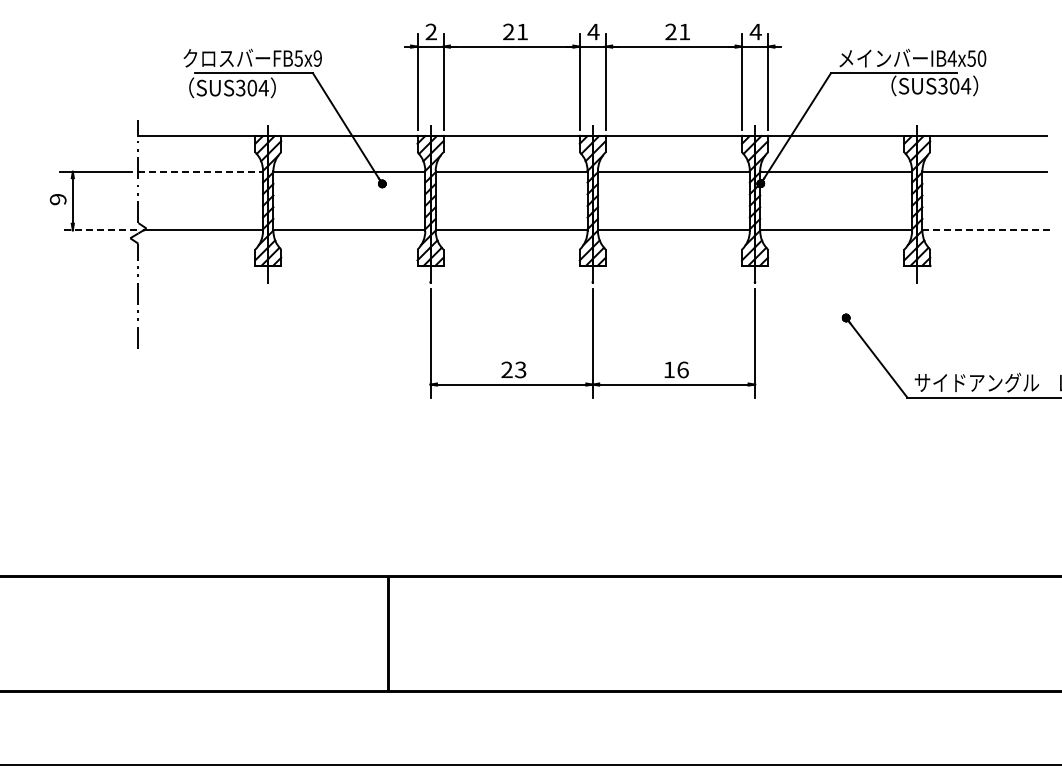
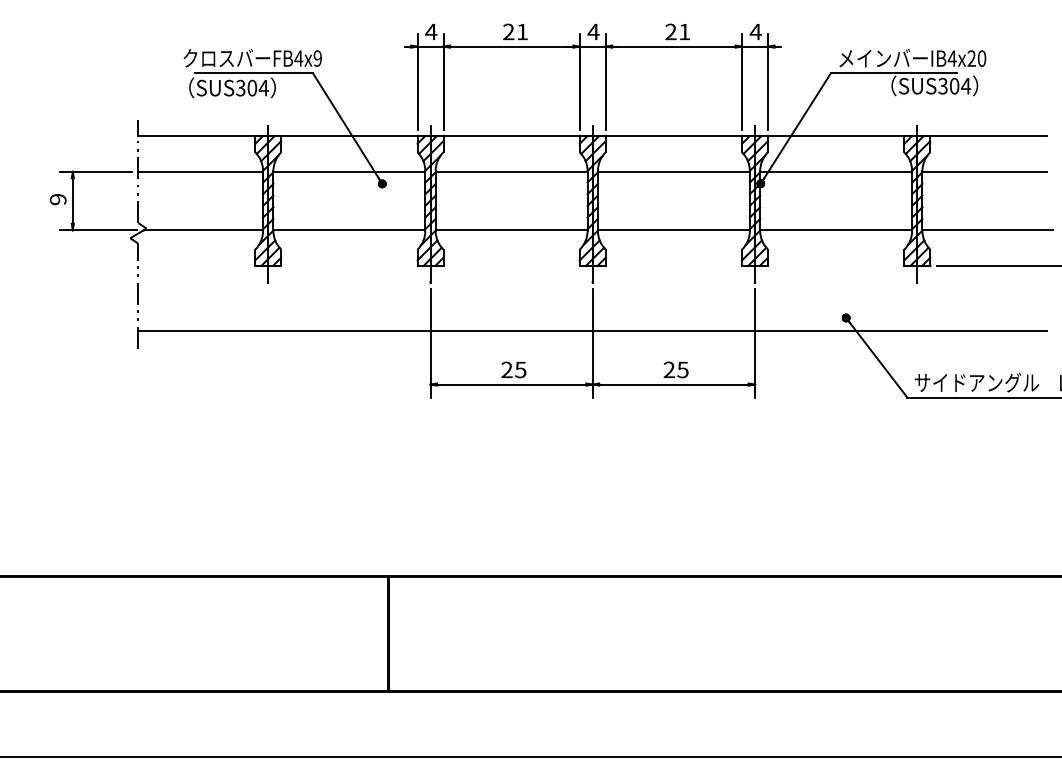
text: 2 -> 4 (431, 31)
text: FB5x9 -> FB4x9 (298, 58)
text: IB4x50 -> IB4x20 (971, 58)
line: dashed -> solid (201, 171)
line: dashed -> solid (98, 230)
line: dashed -> solid (988, 230)
line: none -> present (997, 265)
line: none -> present (592, 330)
text: 23 -> 25 (520, 369)
text: 16 -> 25 (675, 369)
line position: (530, 765) -> (530, 757) (530, 757)
